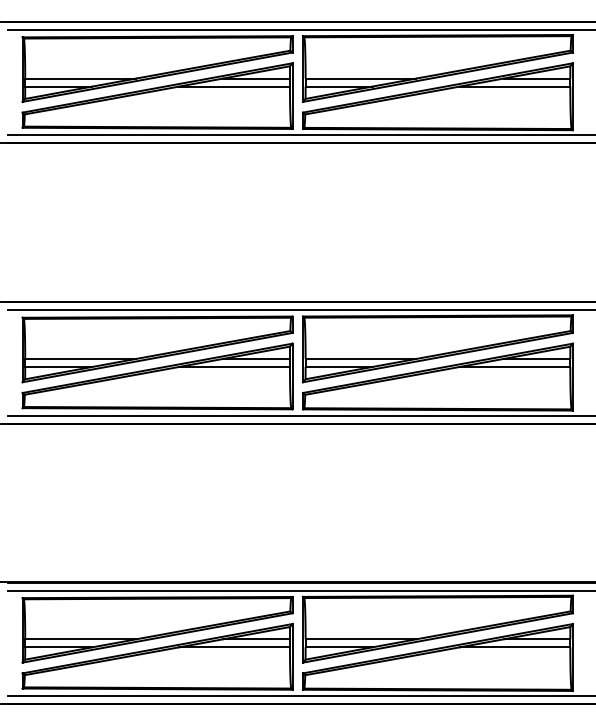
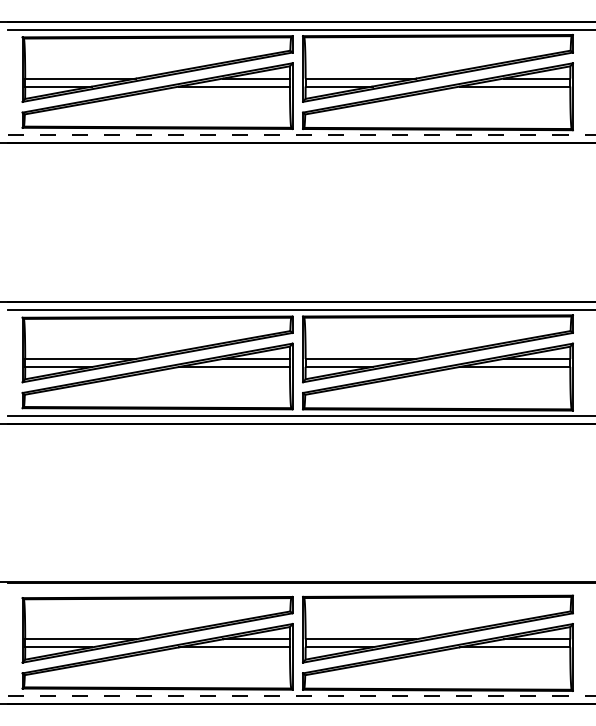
line: solid -> dashed (301, 135)
line: present -> none (299, 590)
line: solid -> dashed (301, 696)
